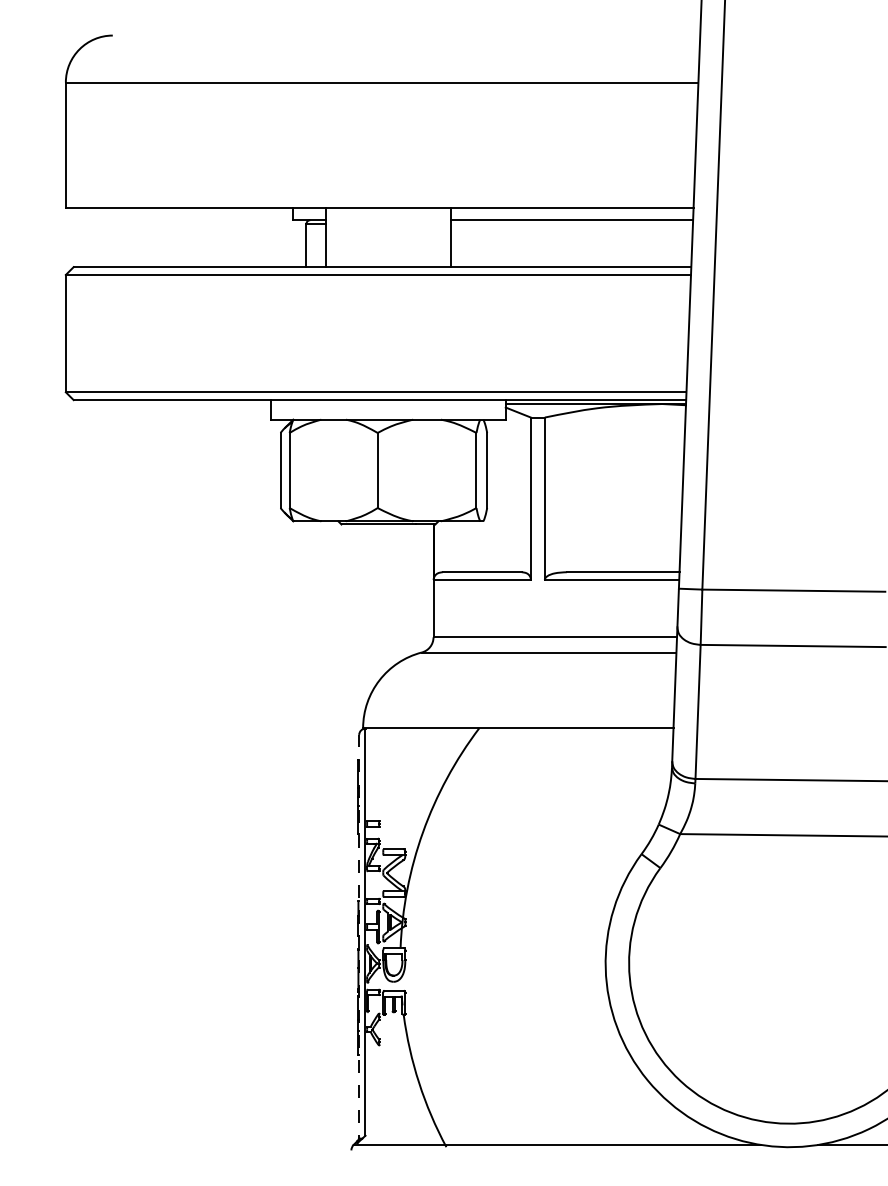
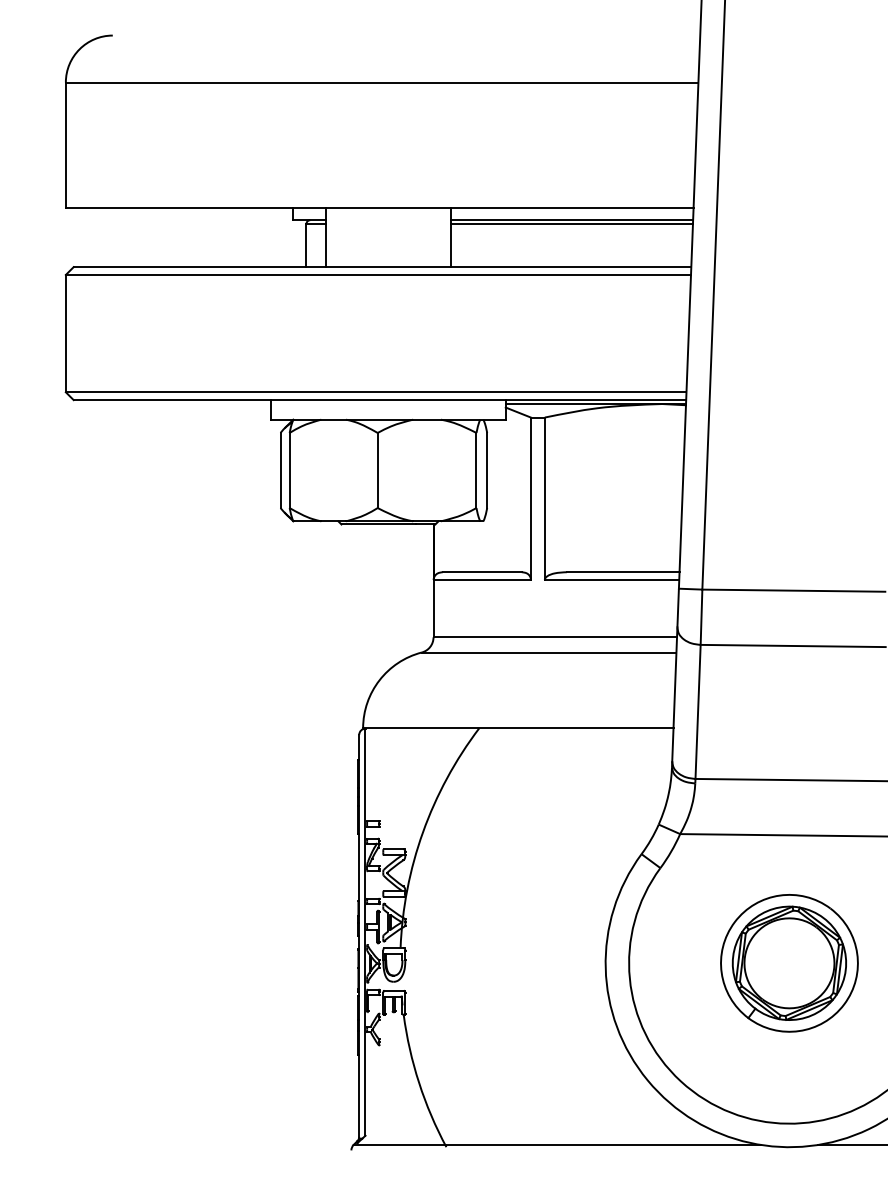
line: none -> present (571, 224)
line: dashed -> solid (359, 936)
part: none -> present (789, 963)
